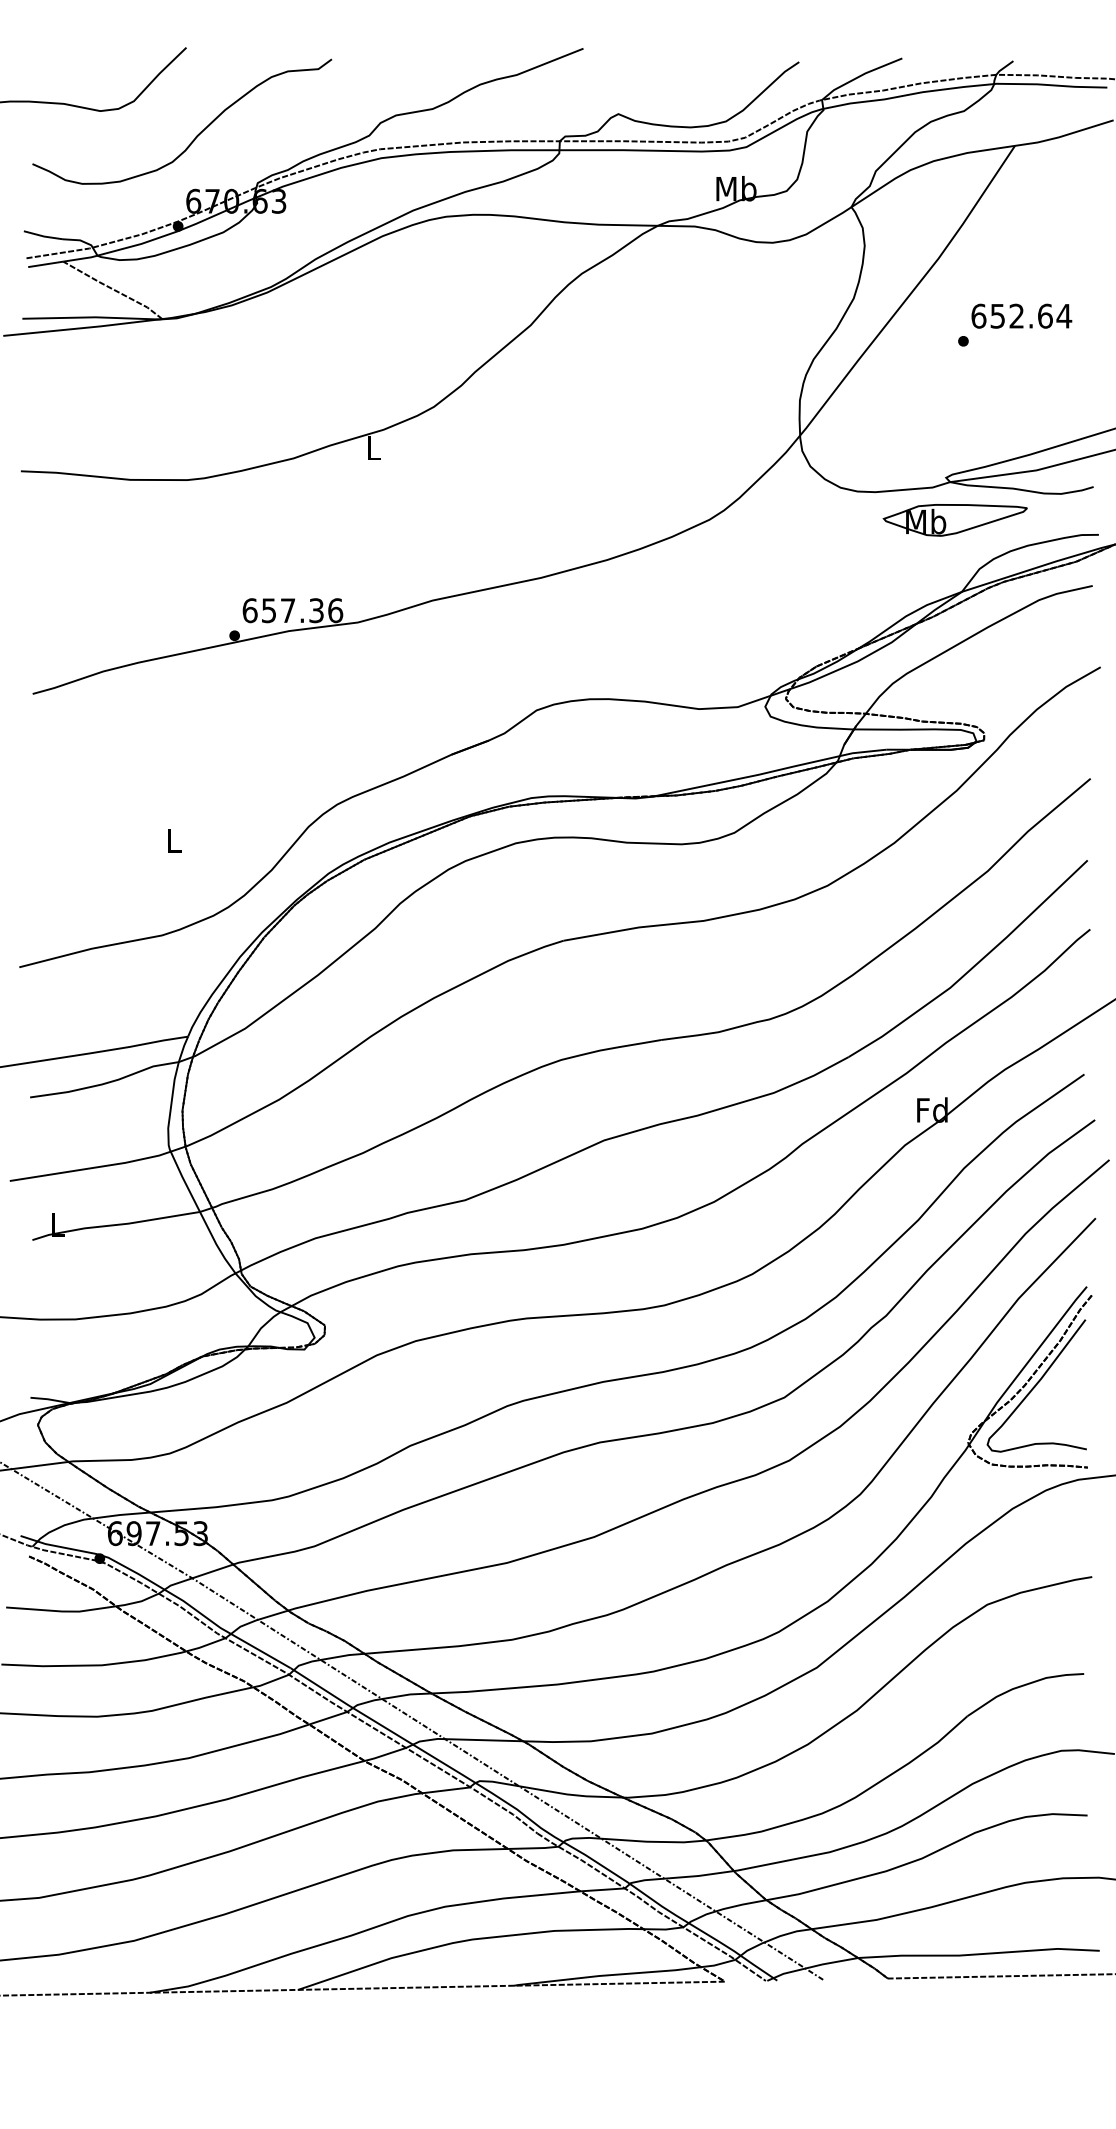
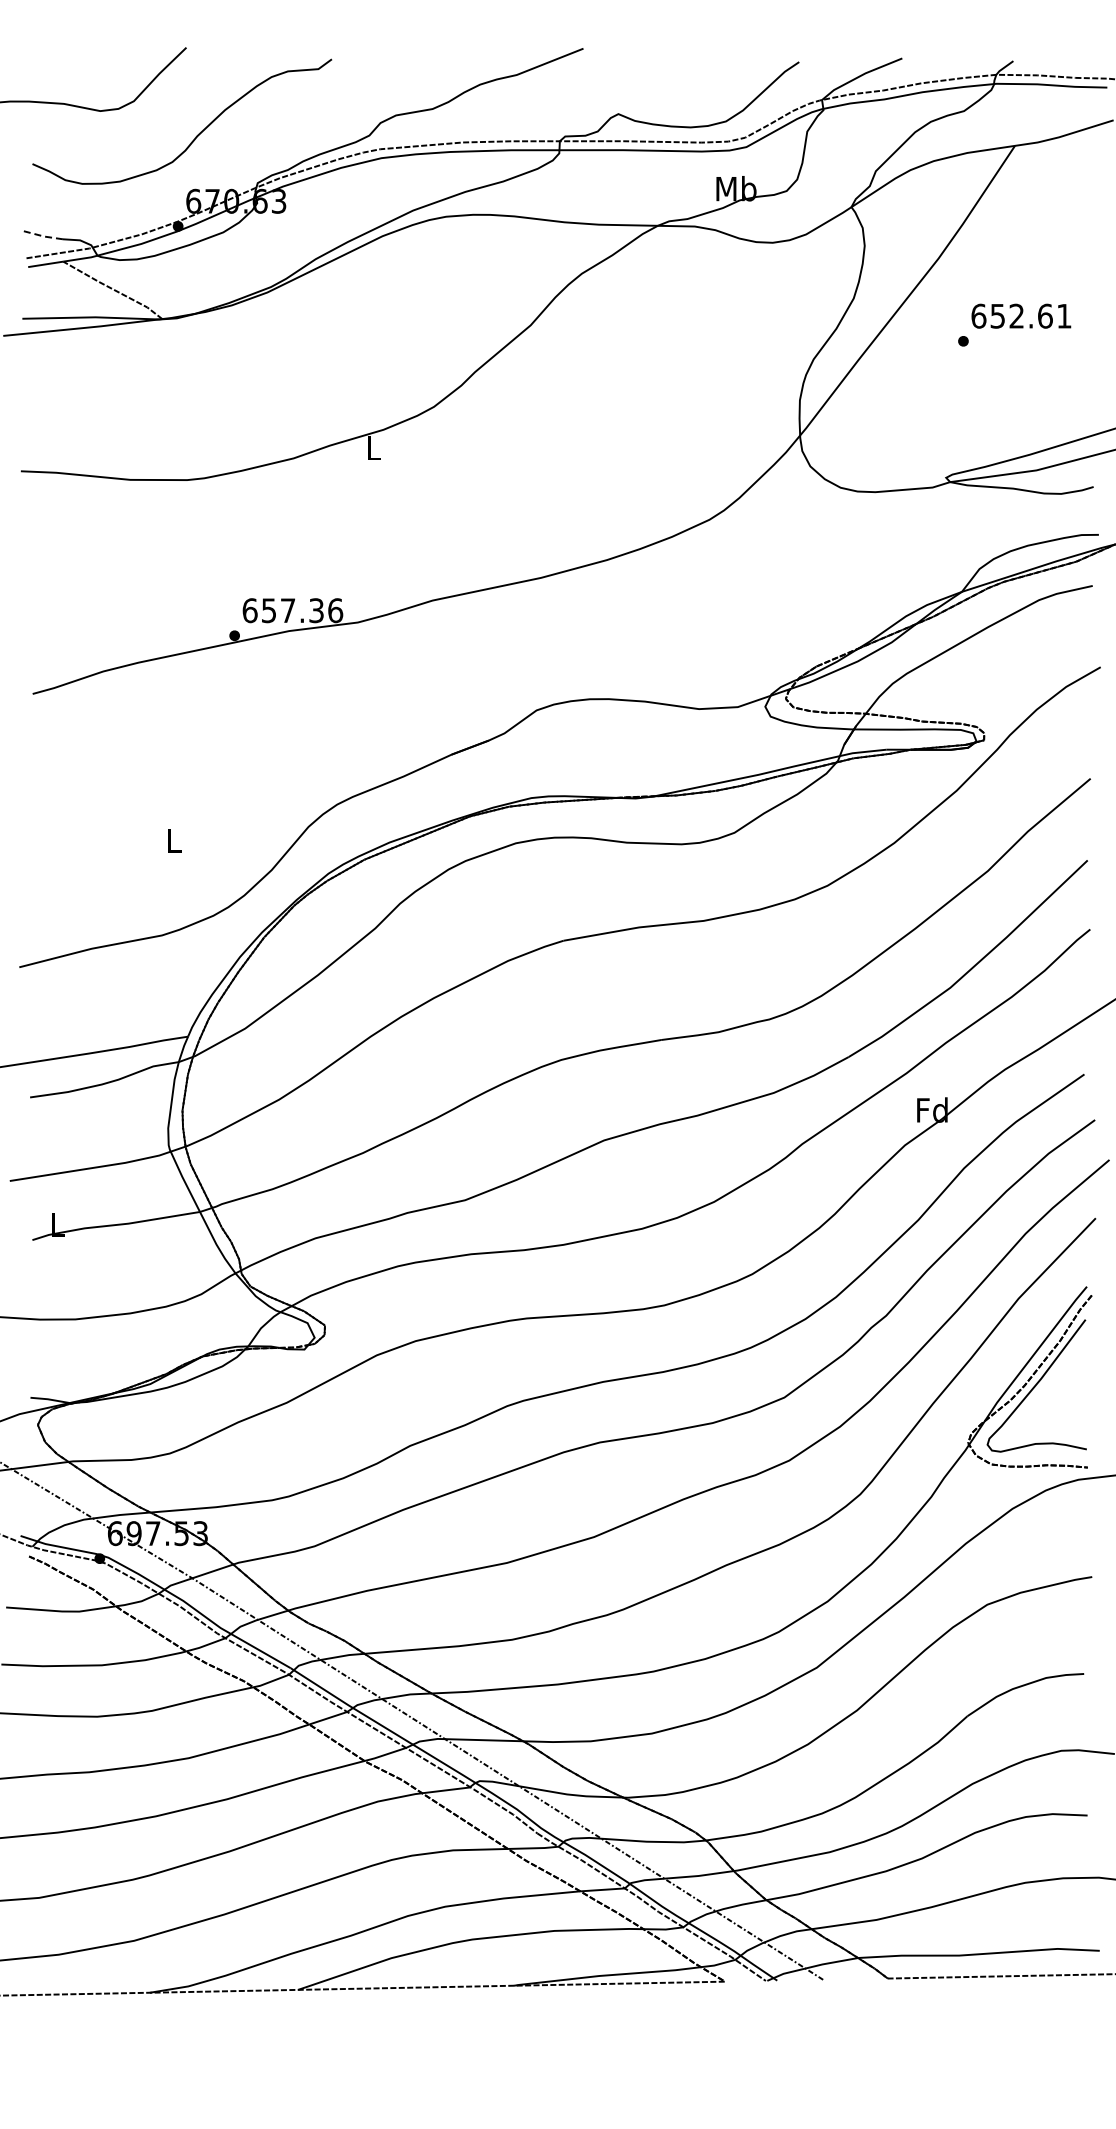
line: solid -> dashed (43, 236)
text: 652.64 -> 652.61 (1064, 316)
part: present -> none (954, 520)
